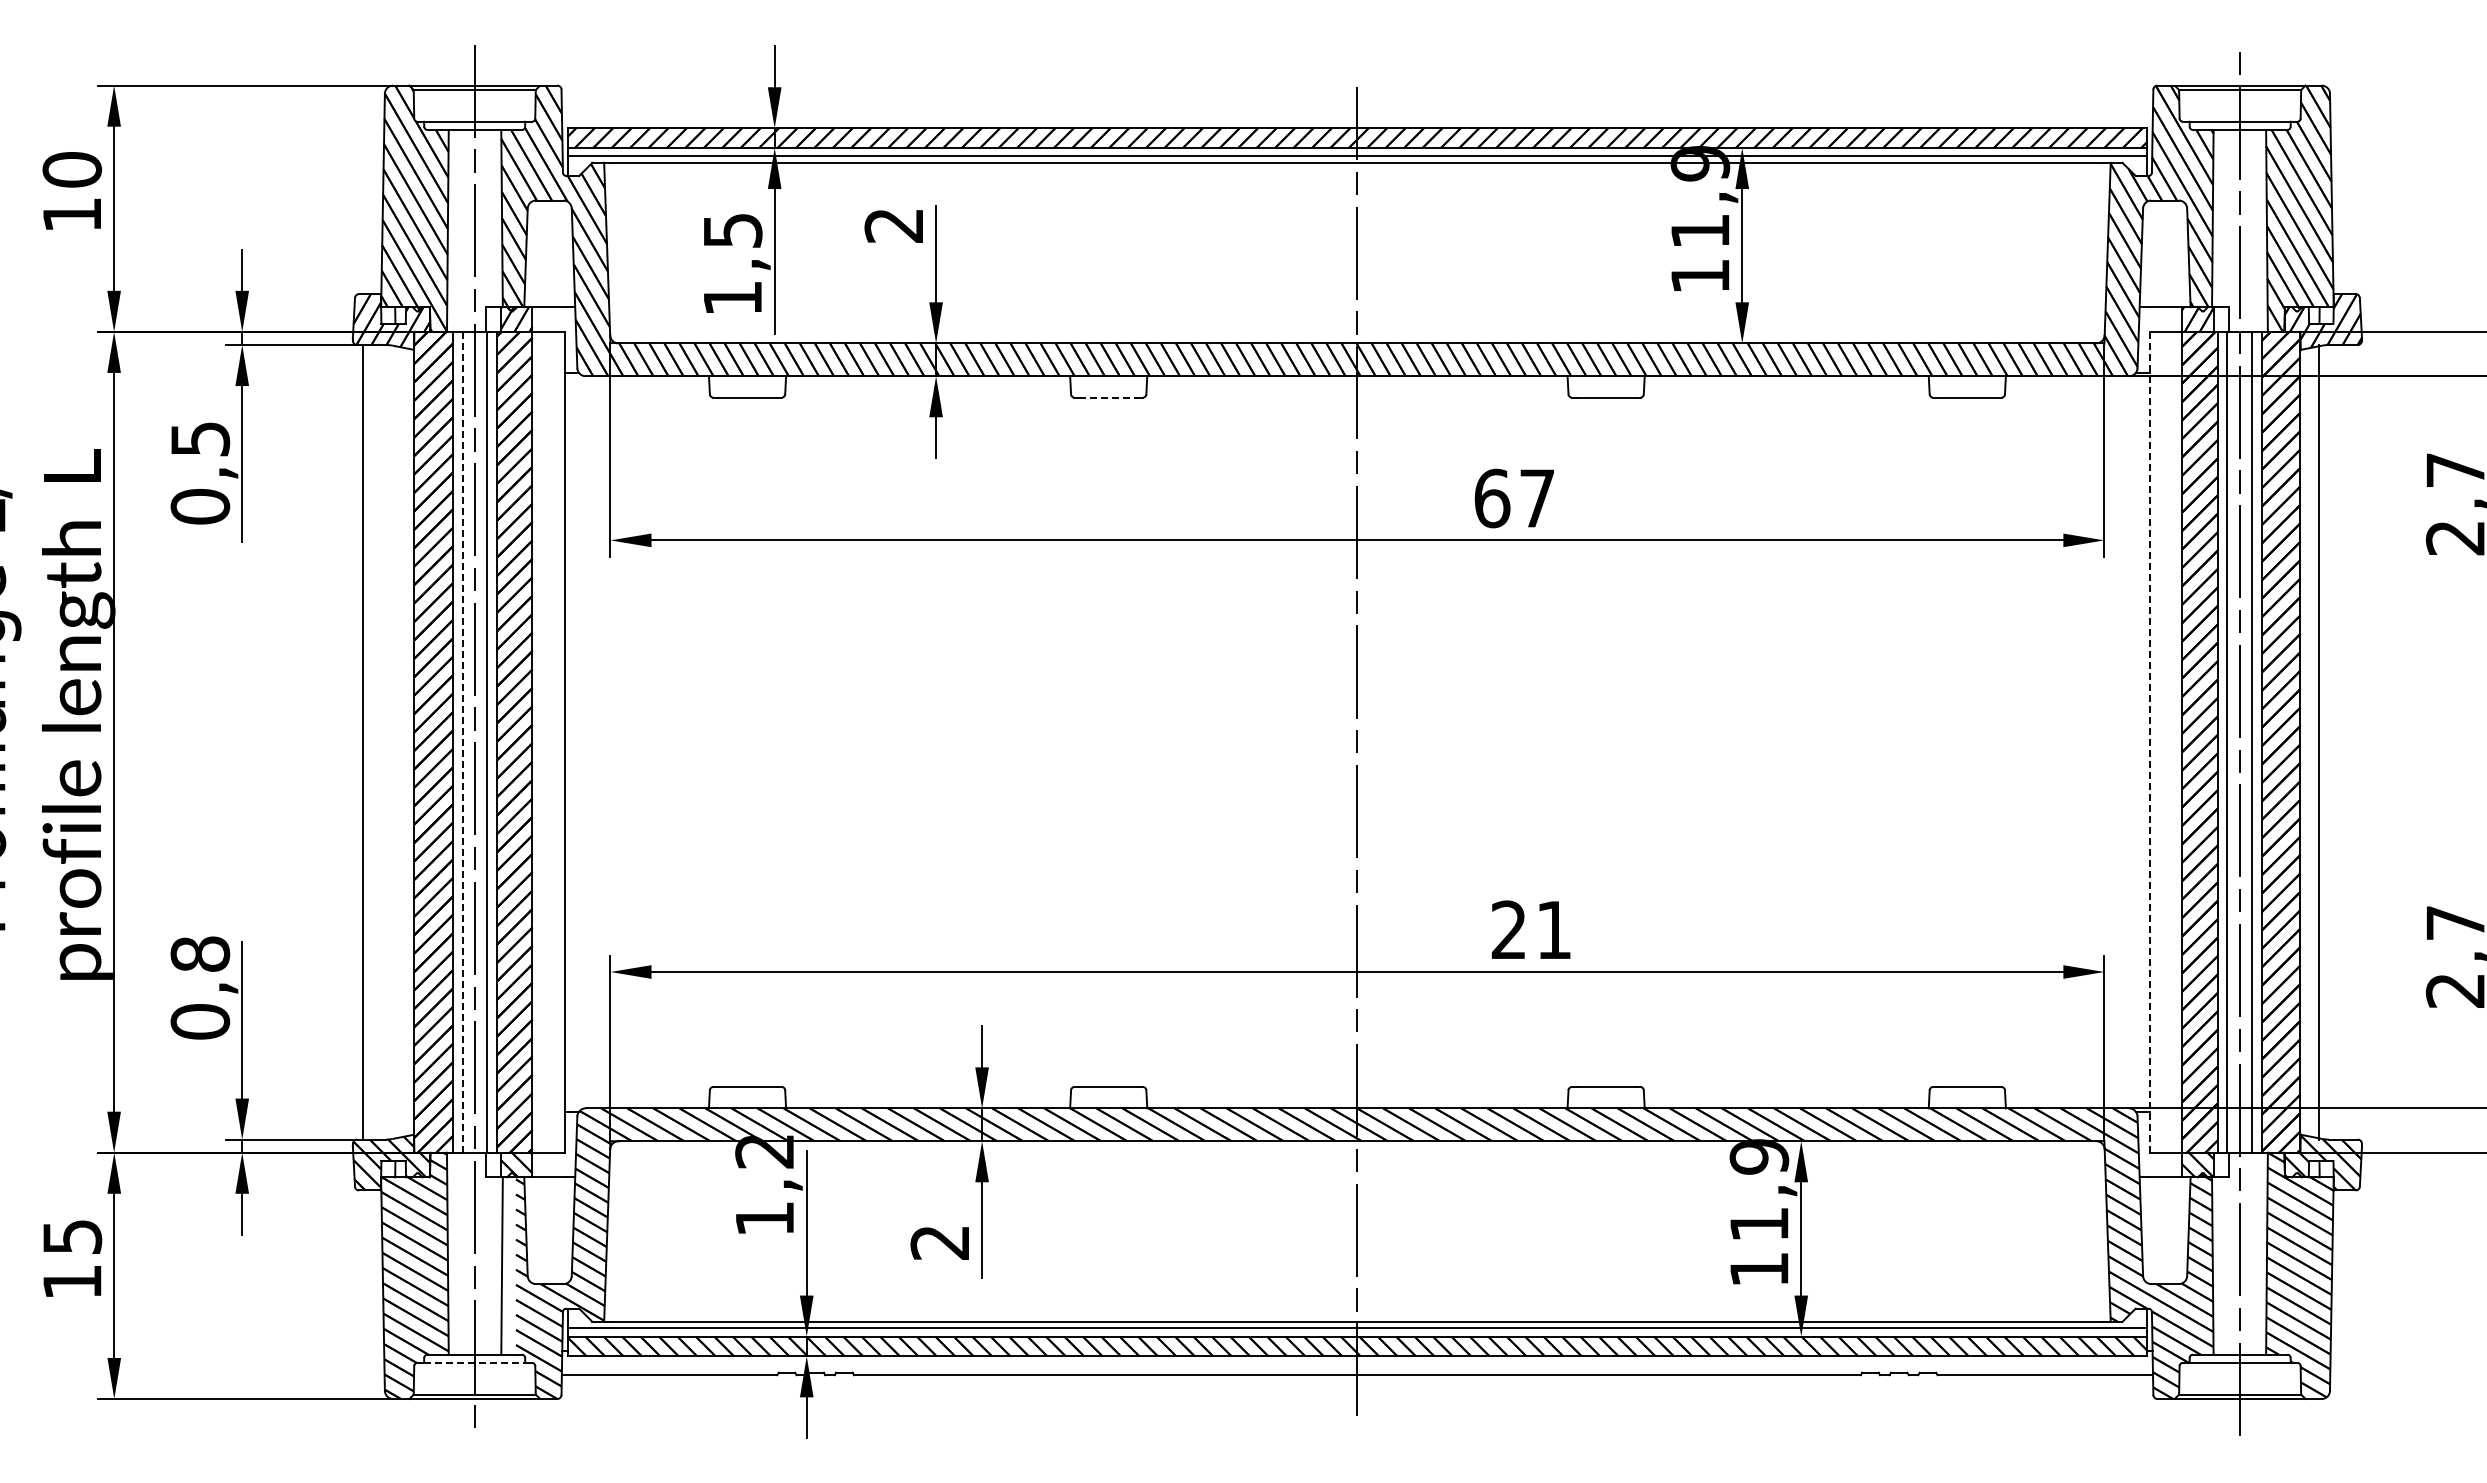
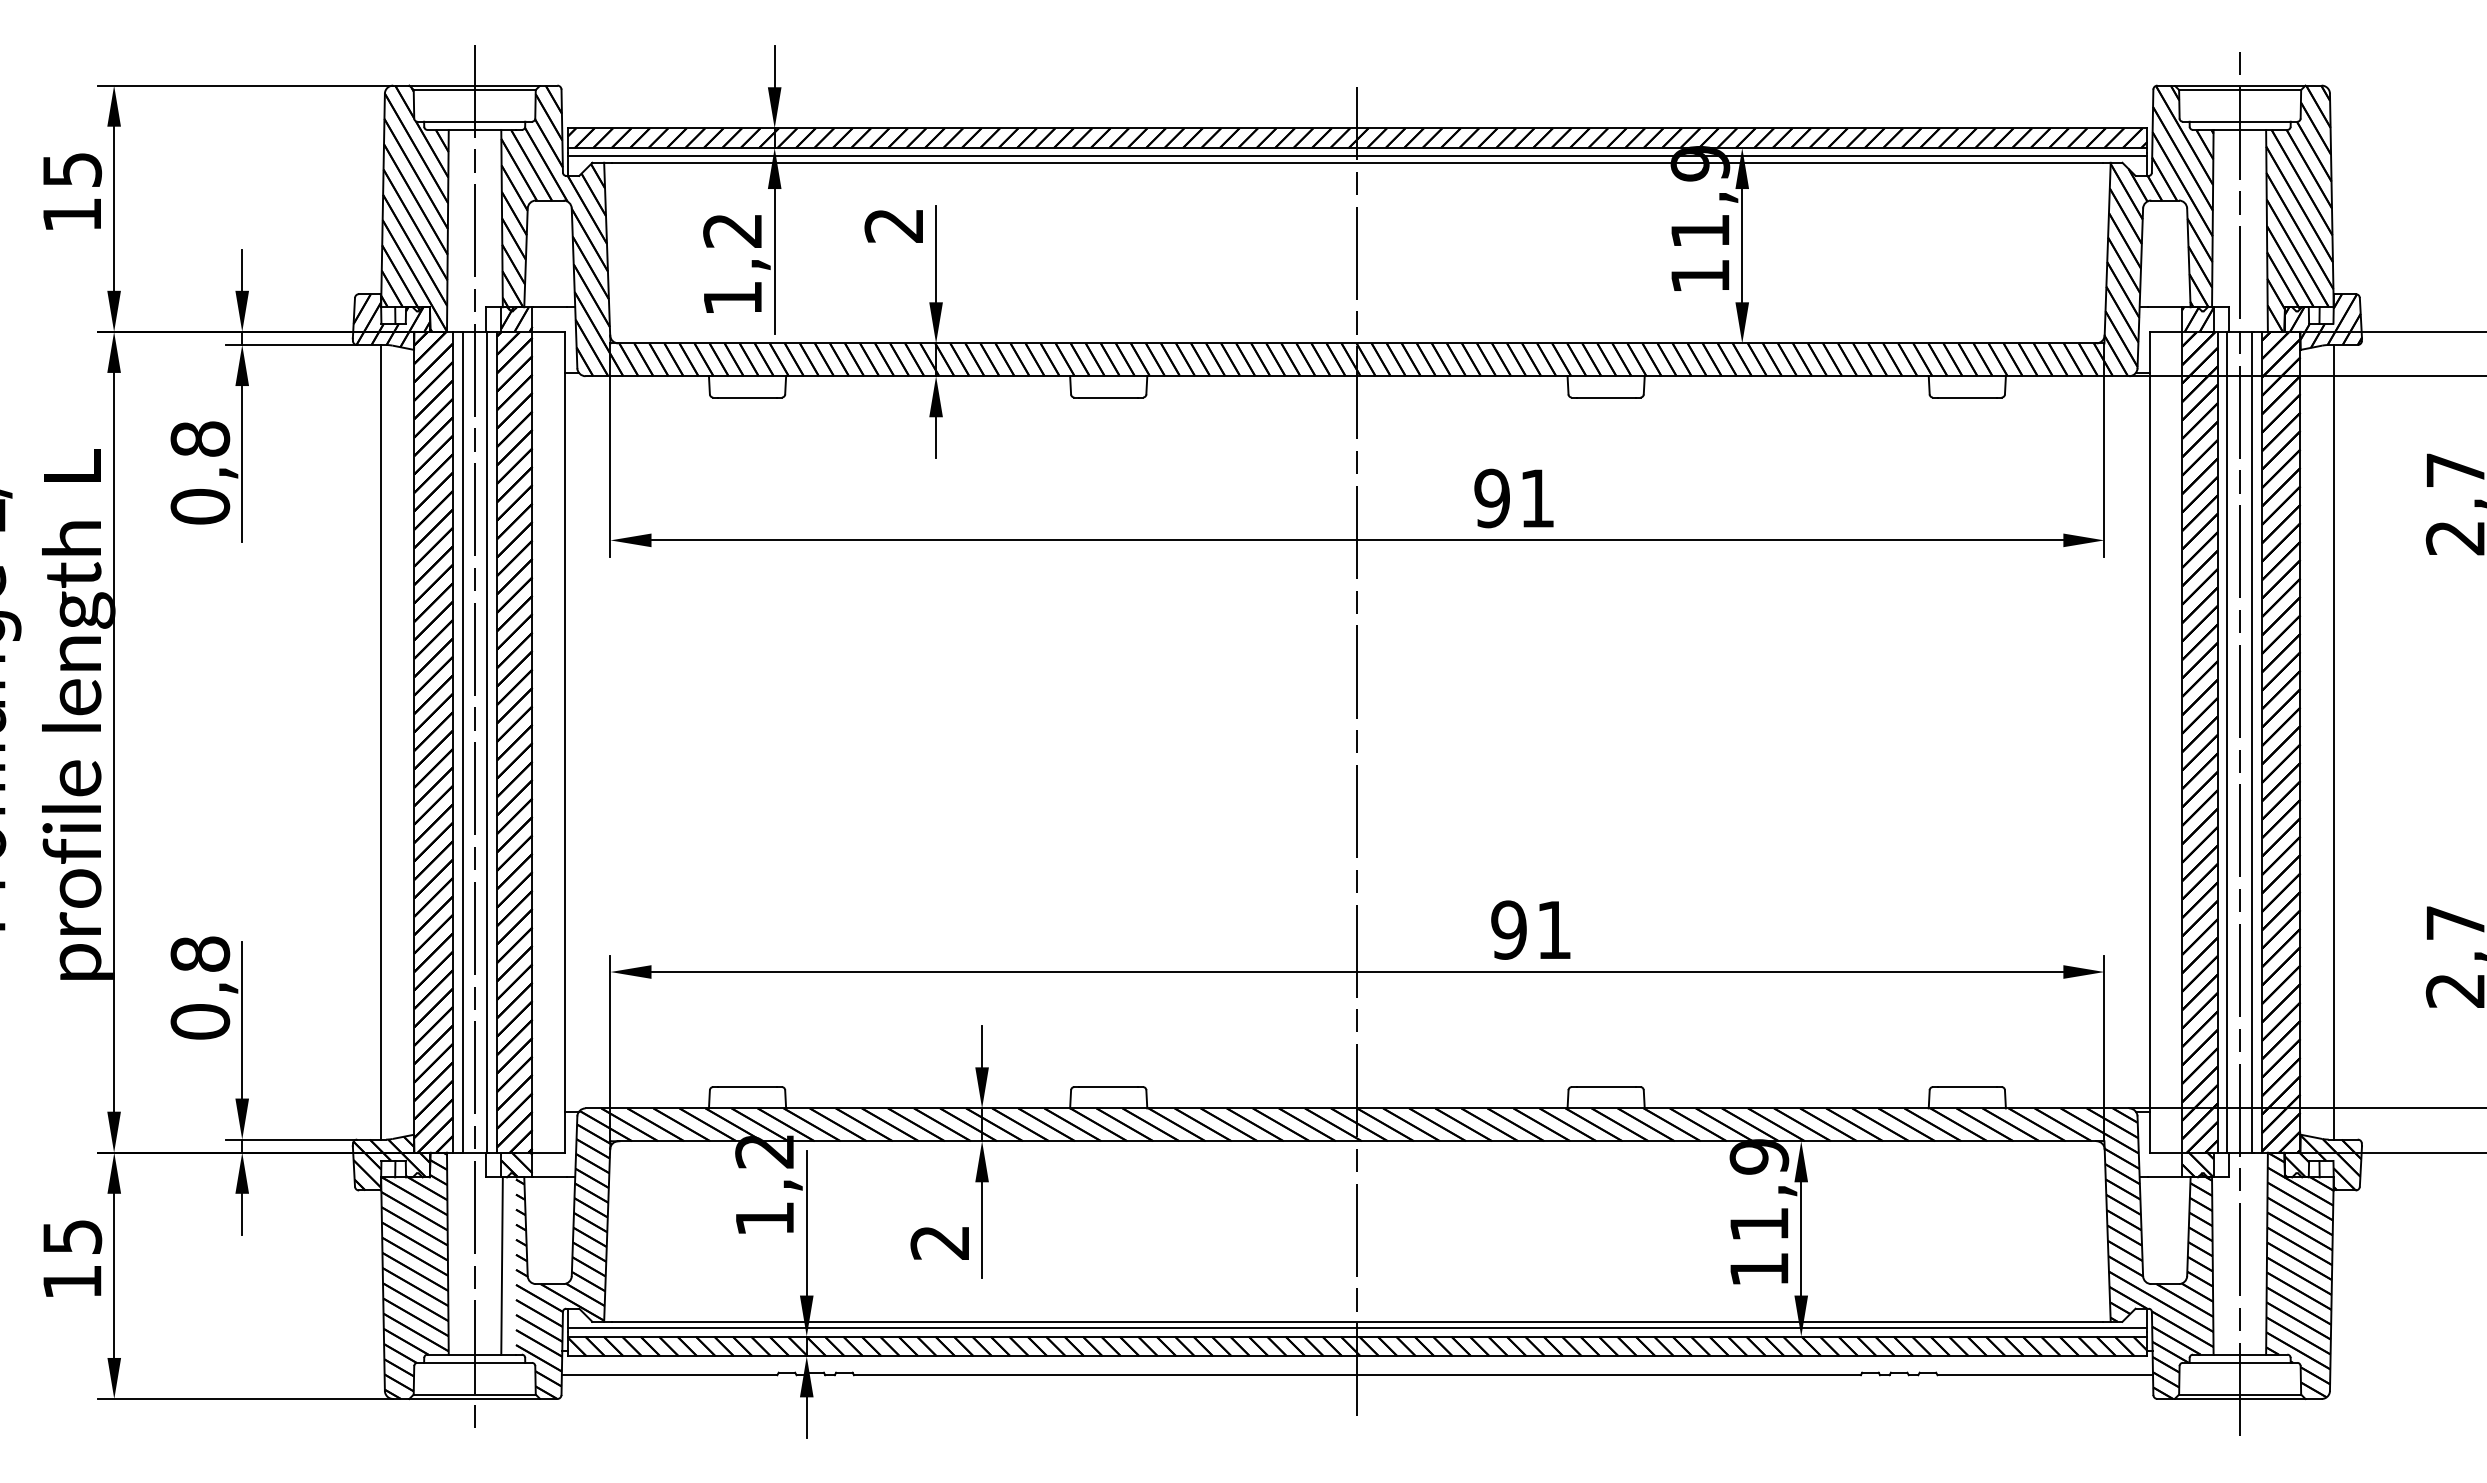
text: 10 -> 15 (72, 169)
text: 1,5 -> 1,2 (732, 230)
line: dashed -> solid (1109, 397)
text: 0,5 -> 0,8 (200, 438)
text: 67 -> 91 (1513, 498)
line: dashed -> solid (462, 741)
line: dashed -> solid (2149, 741)
line position: (363, 742) -> (381, 742) (381, 742)
line position: (2318, 742) -> (2333, 742) (2333, 742)
text: 21 -> 91 (1508, 929)
line: dashed -> solid (474, 1362)
